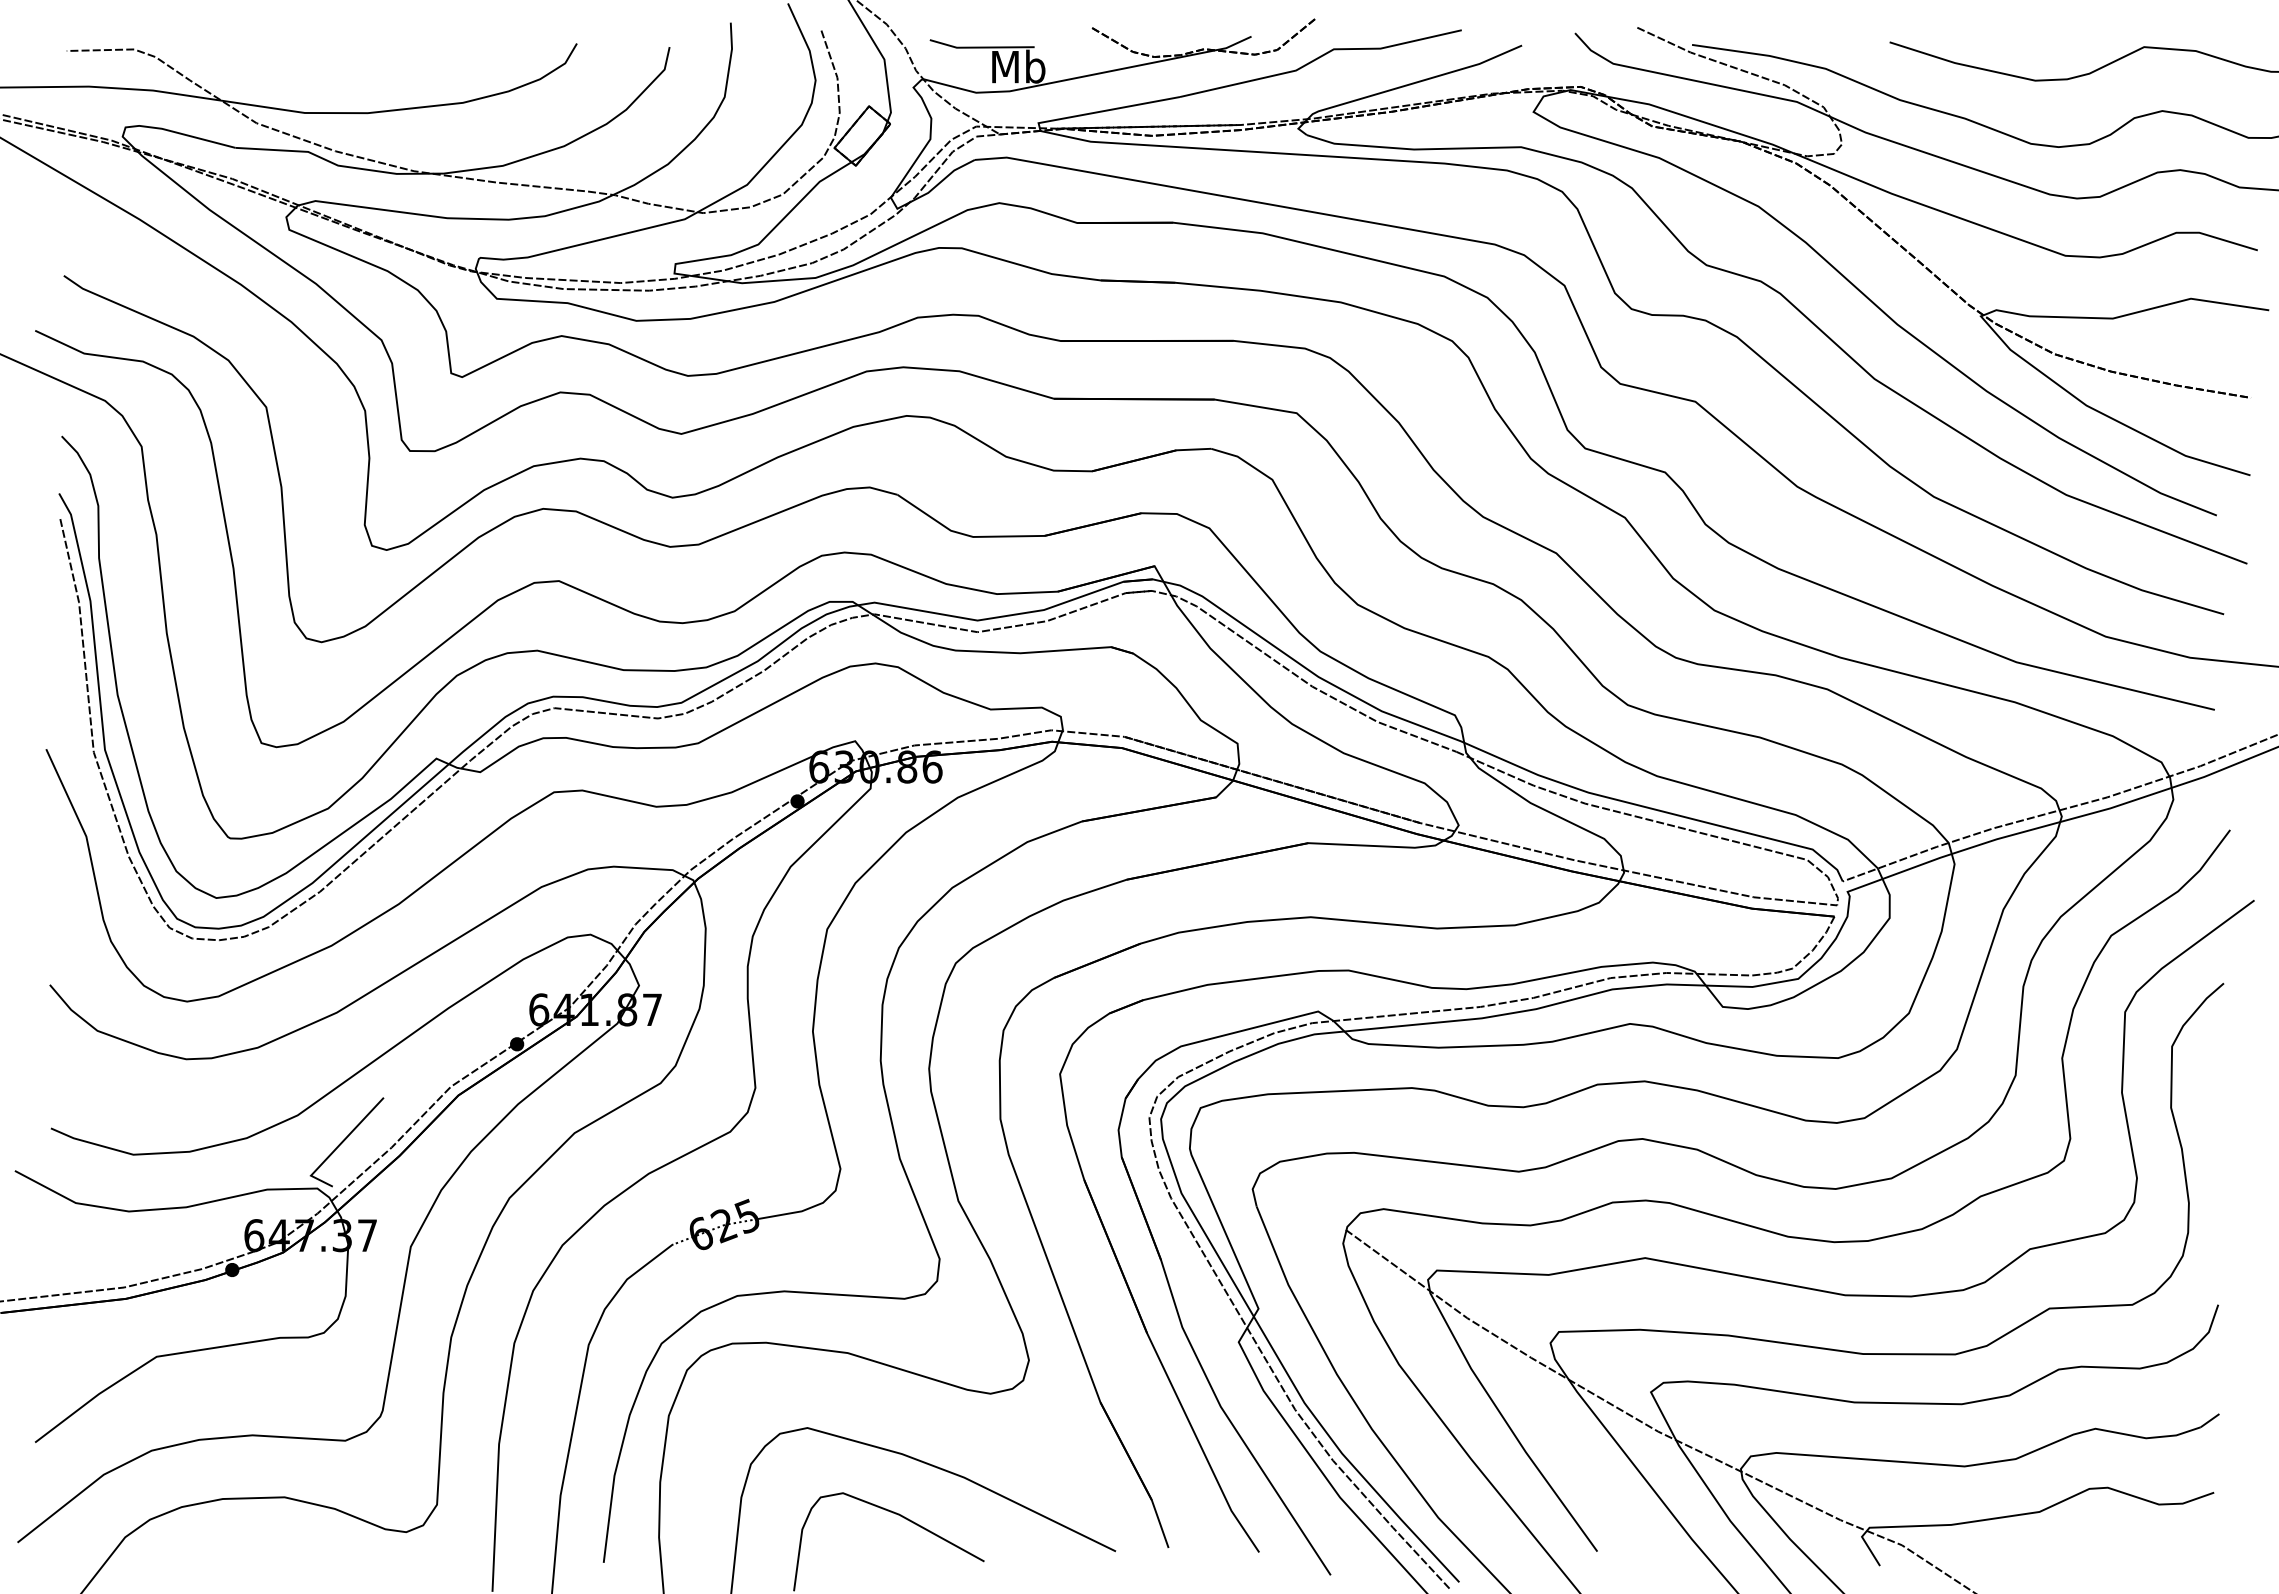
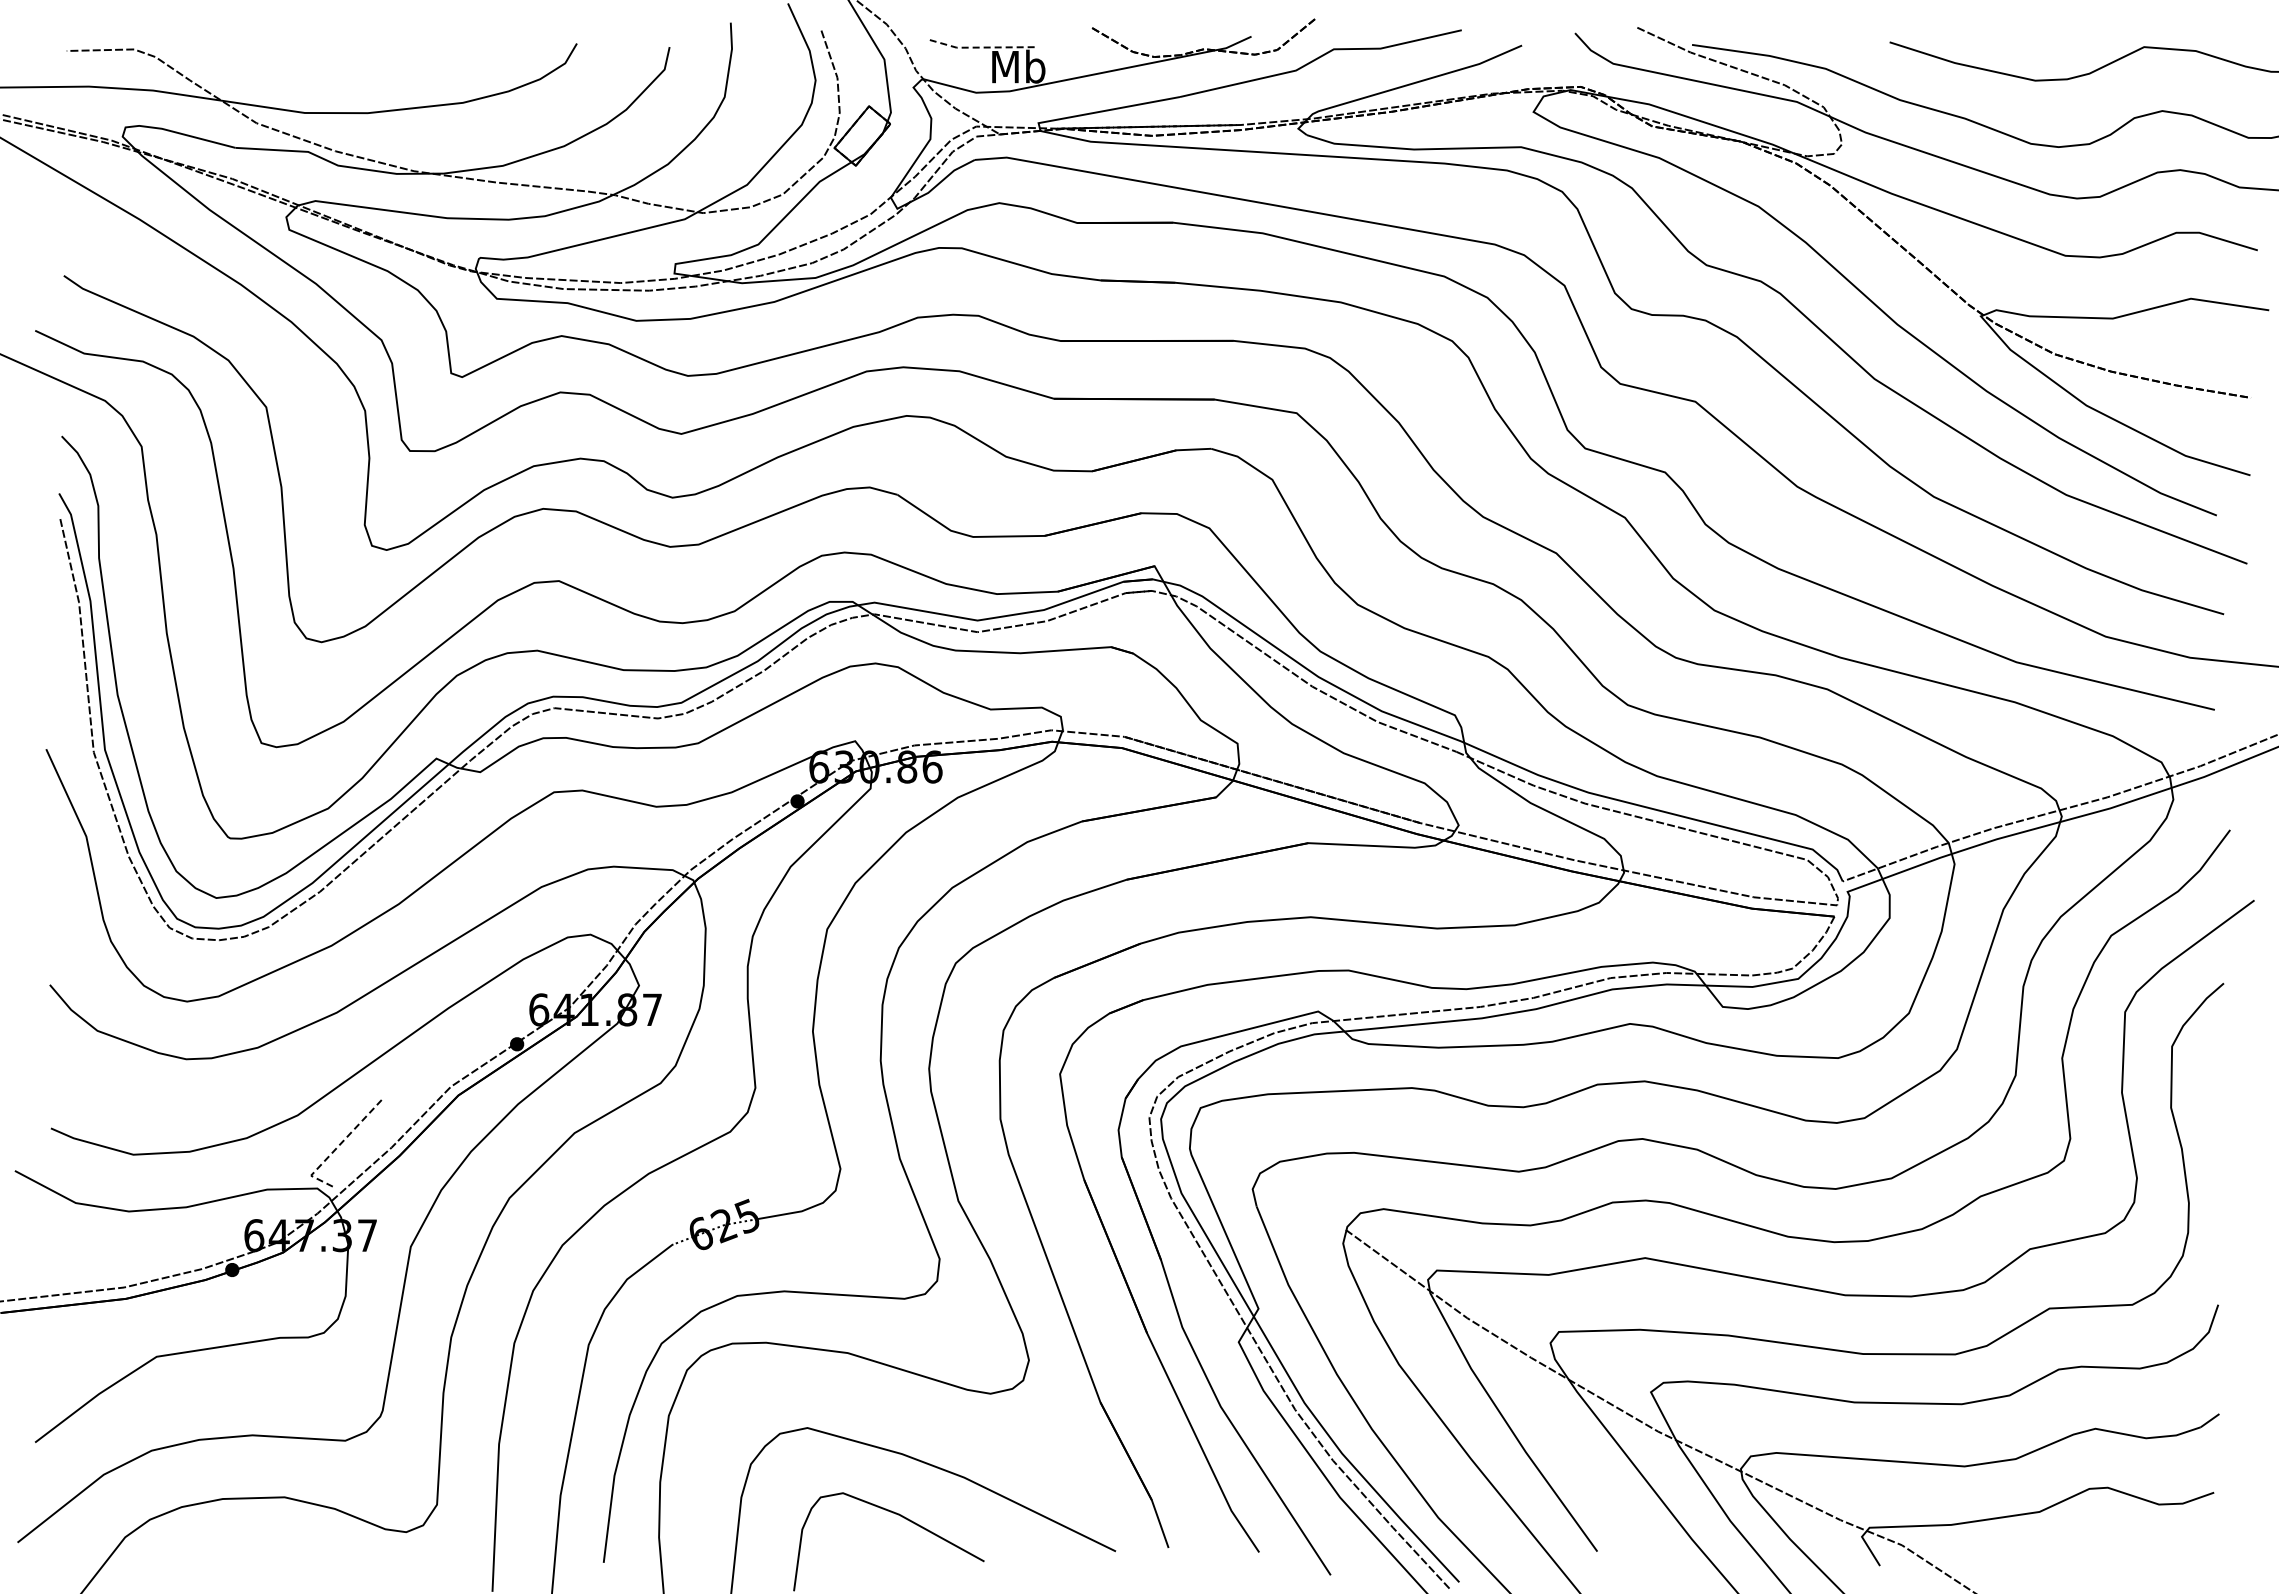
line: solid -> dashed (980, 47)
line: solid -> dashed (338, 1145)
